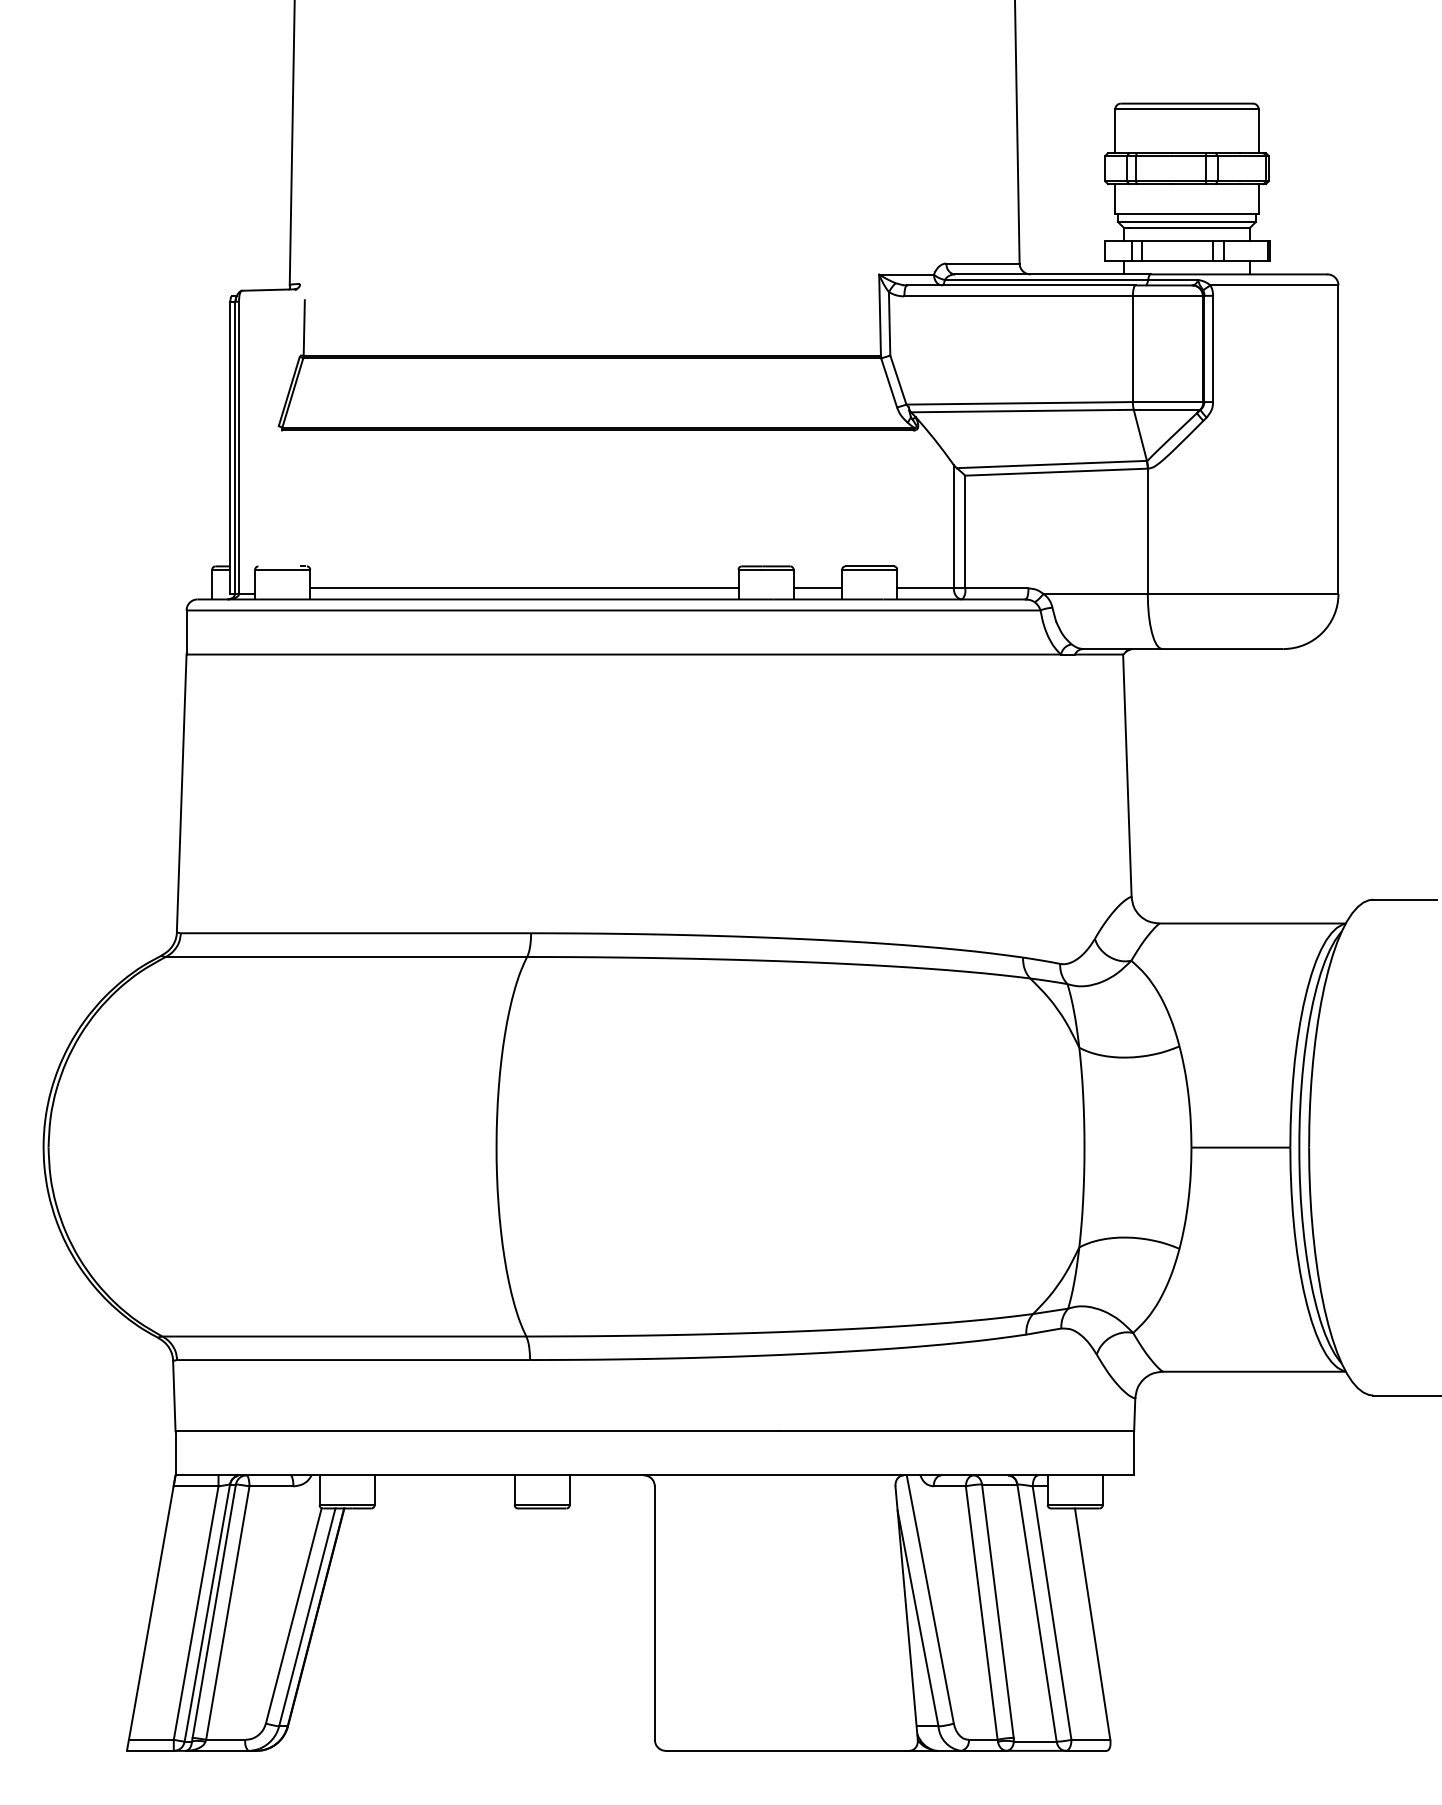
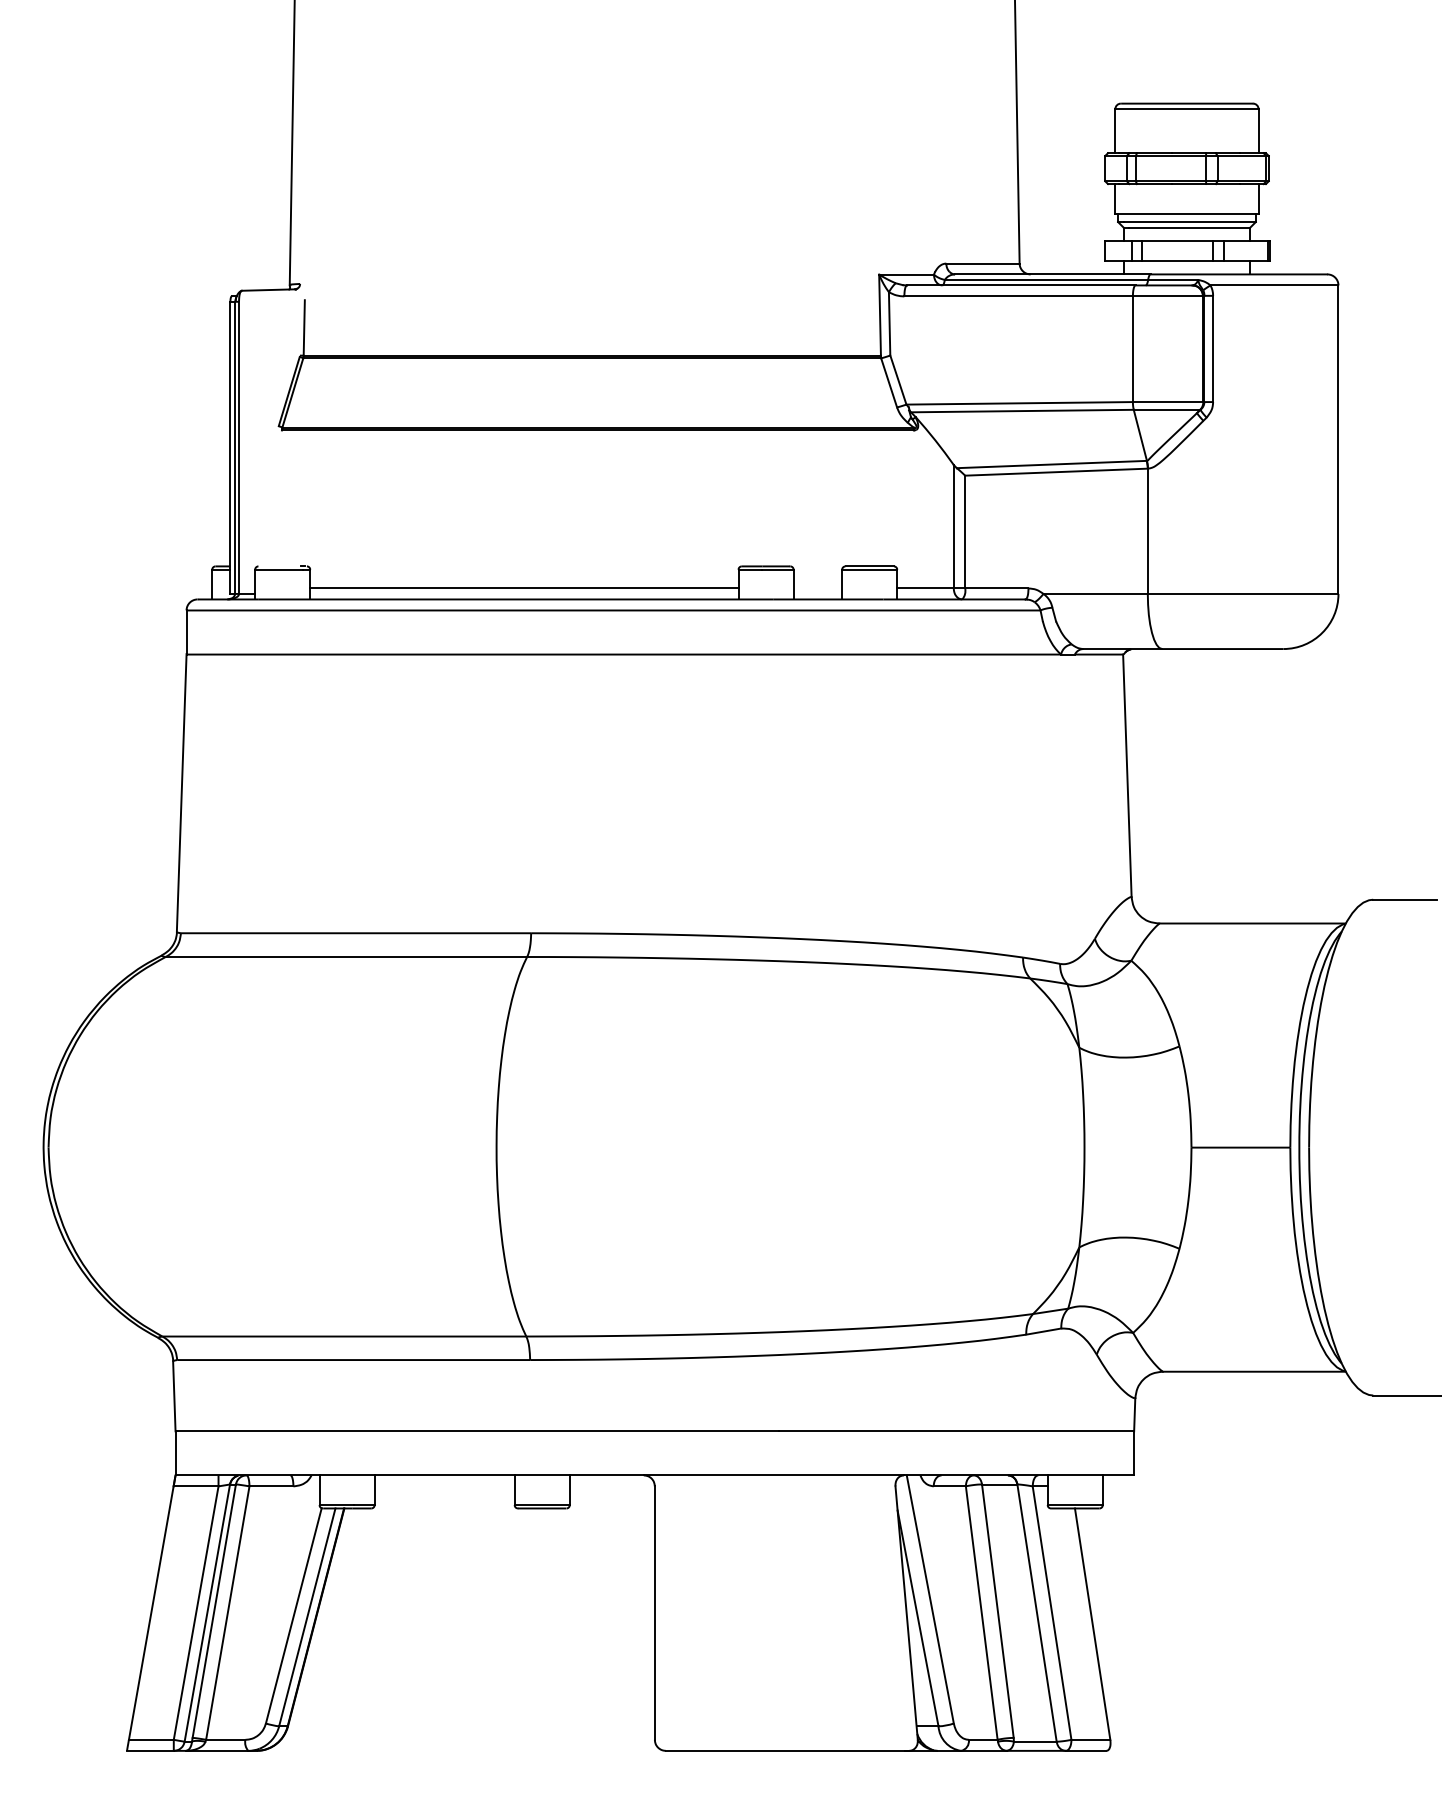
line: present -> none (817, 588)
